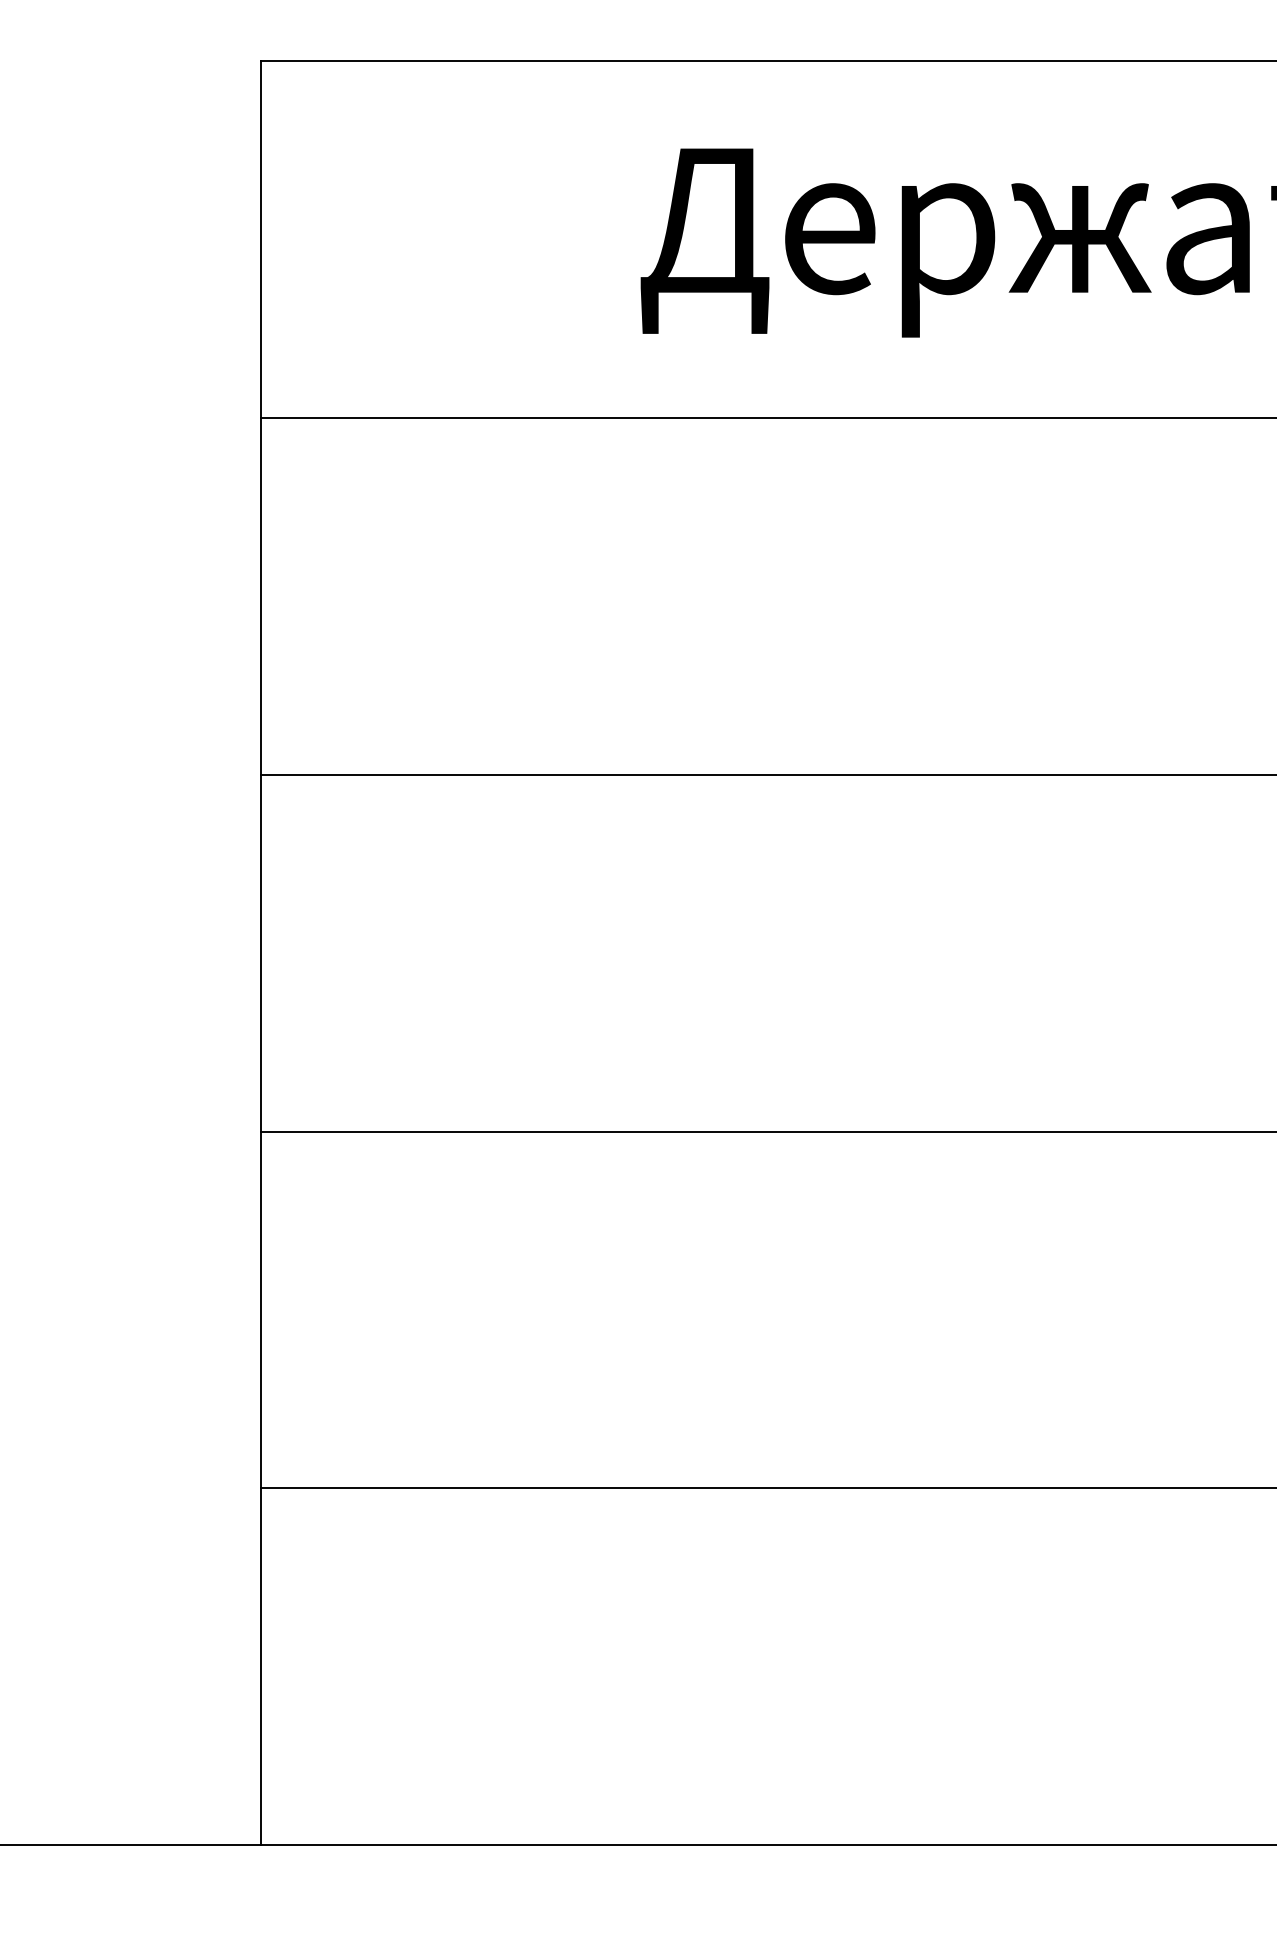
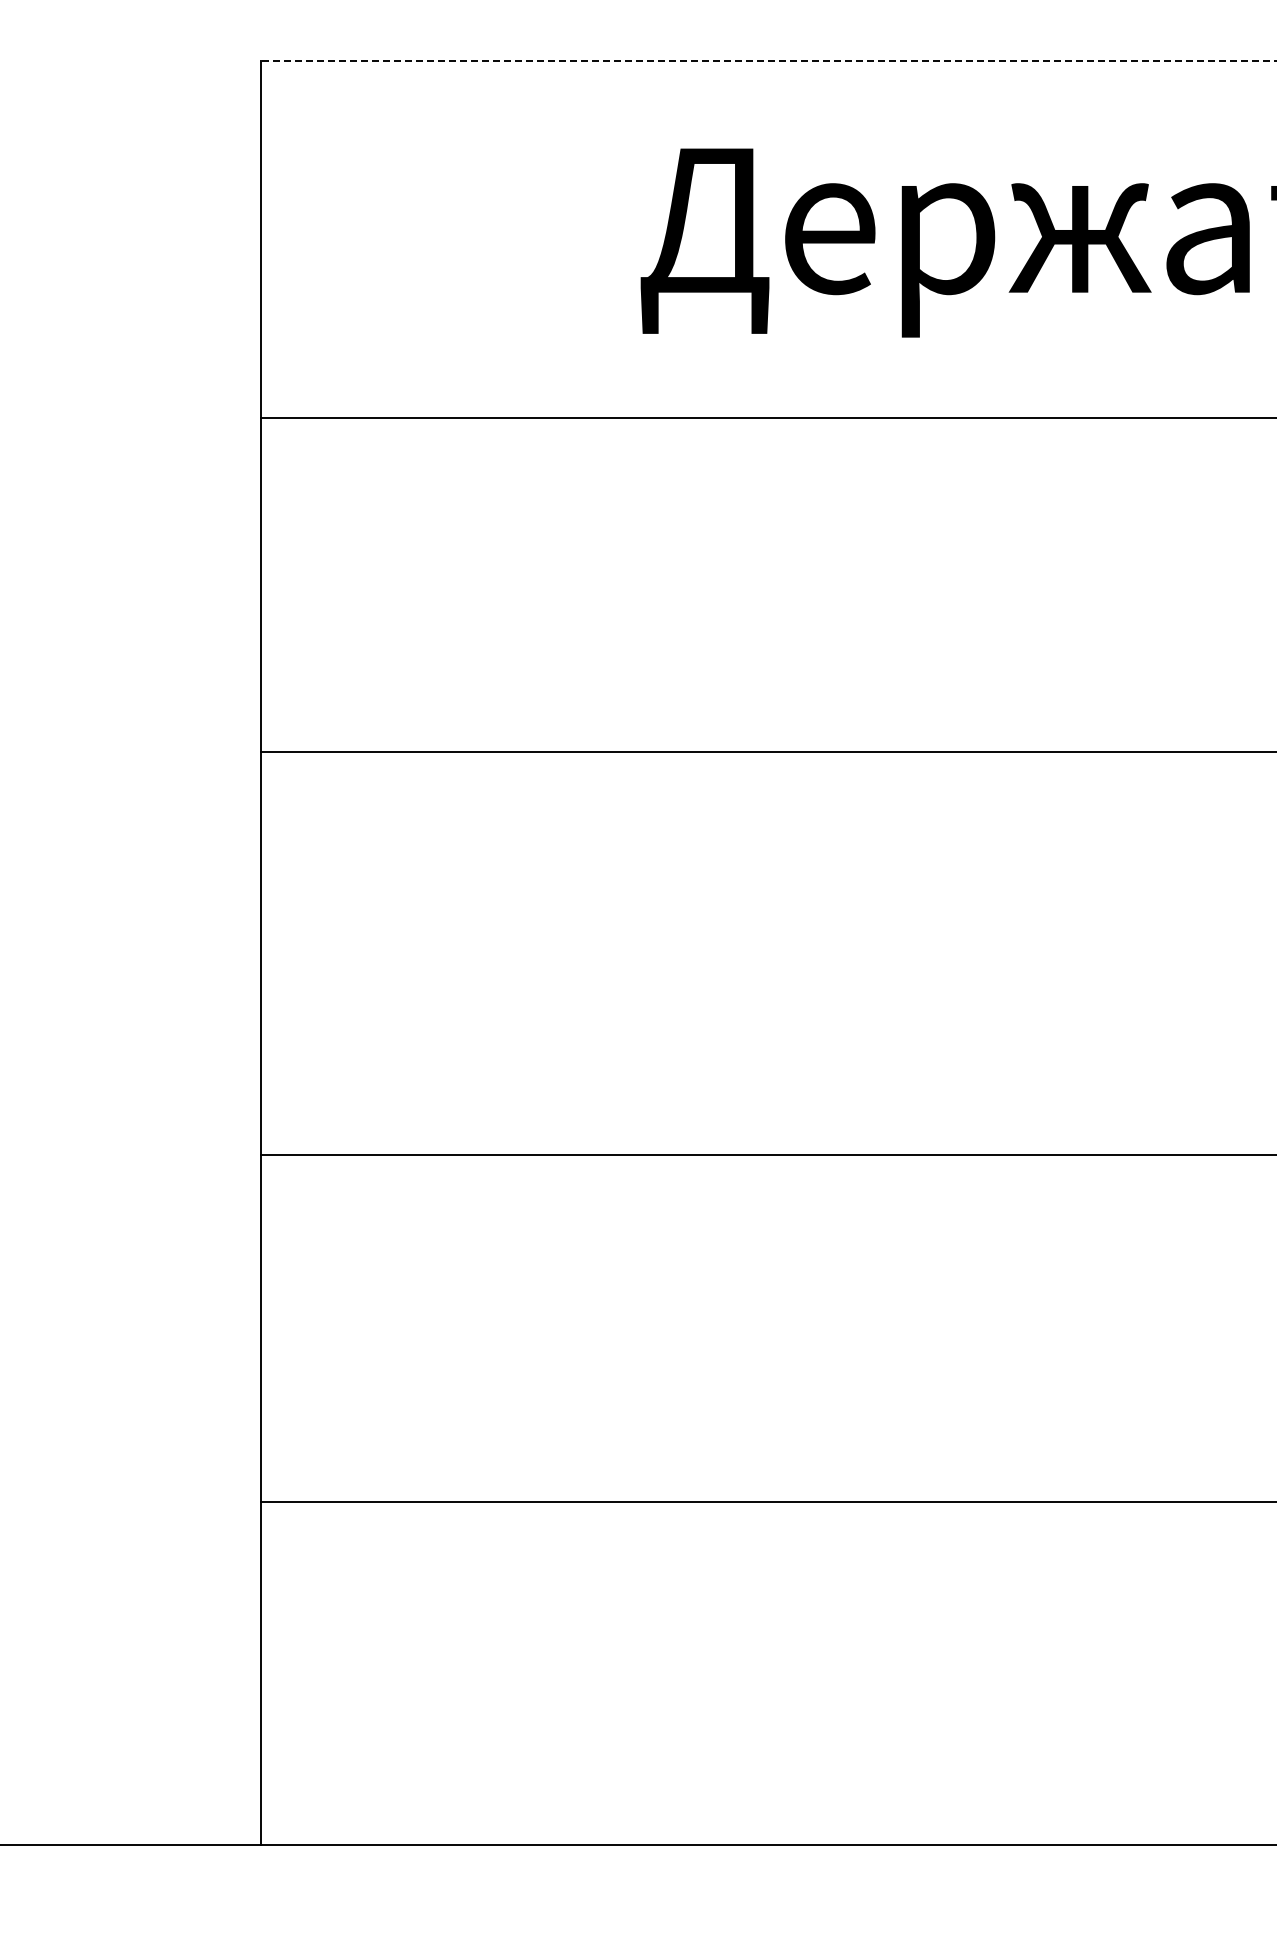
line: solid -> dashed (767, 60)
line position: (767, 774) -> (767, 751) (767, 751)
line position: (767, 1131) -> (767, 1154) (767, 1154)
line position: (767, 1488) -> (767, 1502) (767, 1502)
